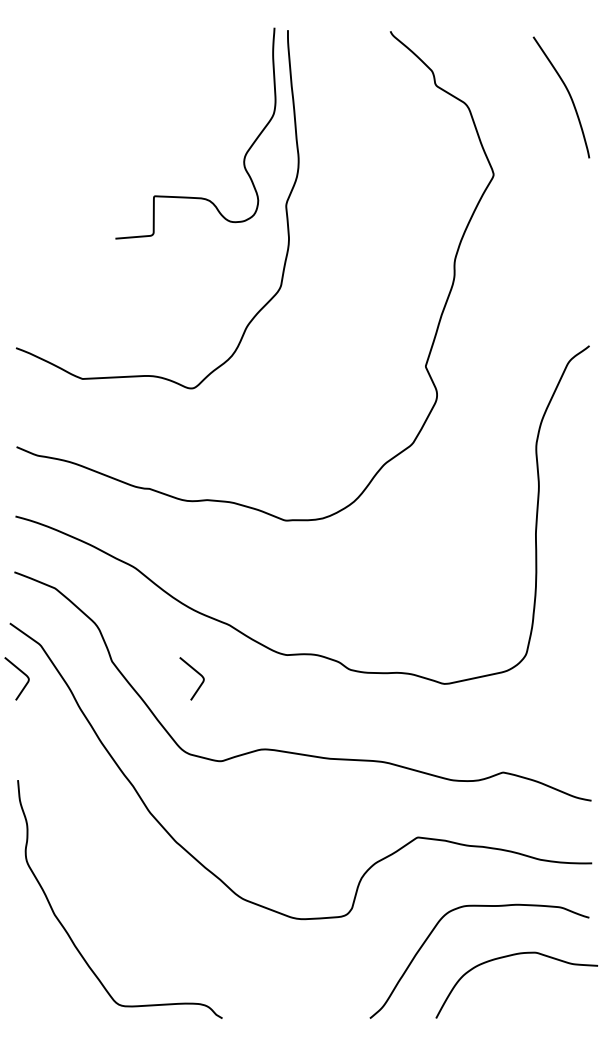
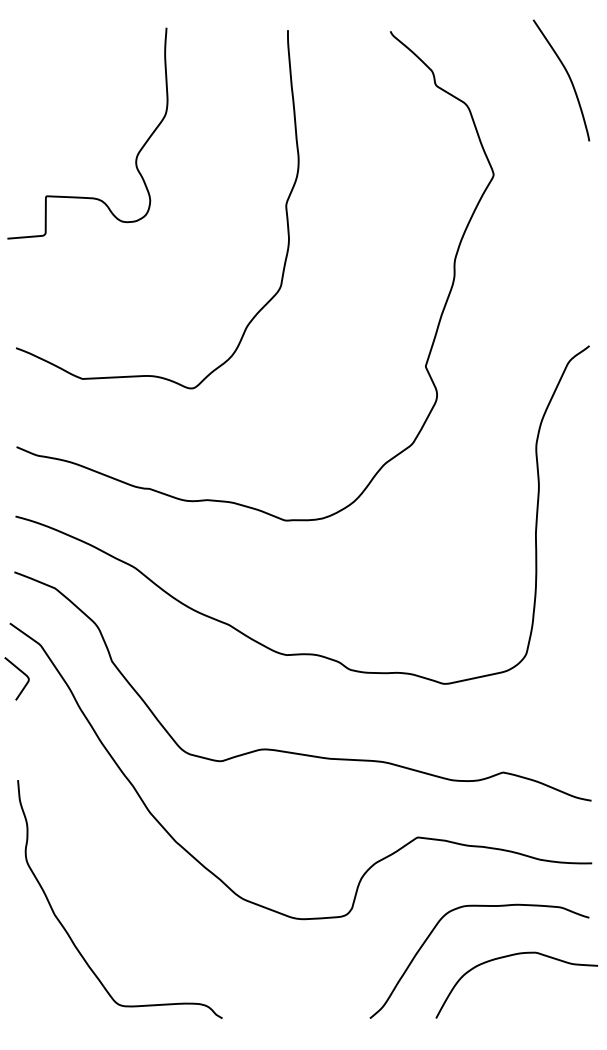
curve position: (568, 94) -> (568, 77) (568, 77)
curve position: (244, 155) -> (136, 155) (136, 155)
curve: present -> none (196, 672)
